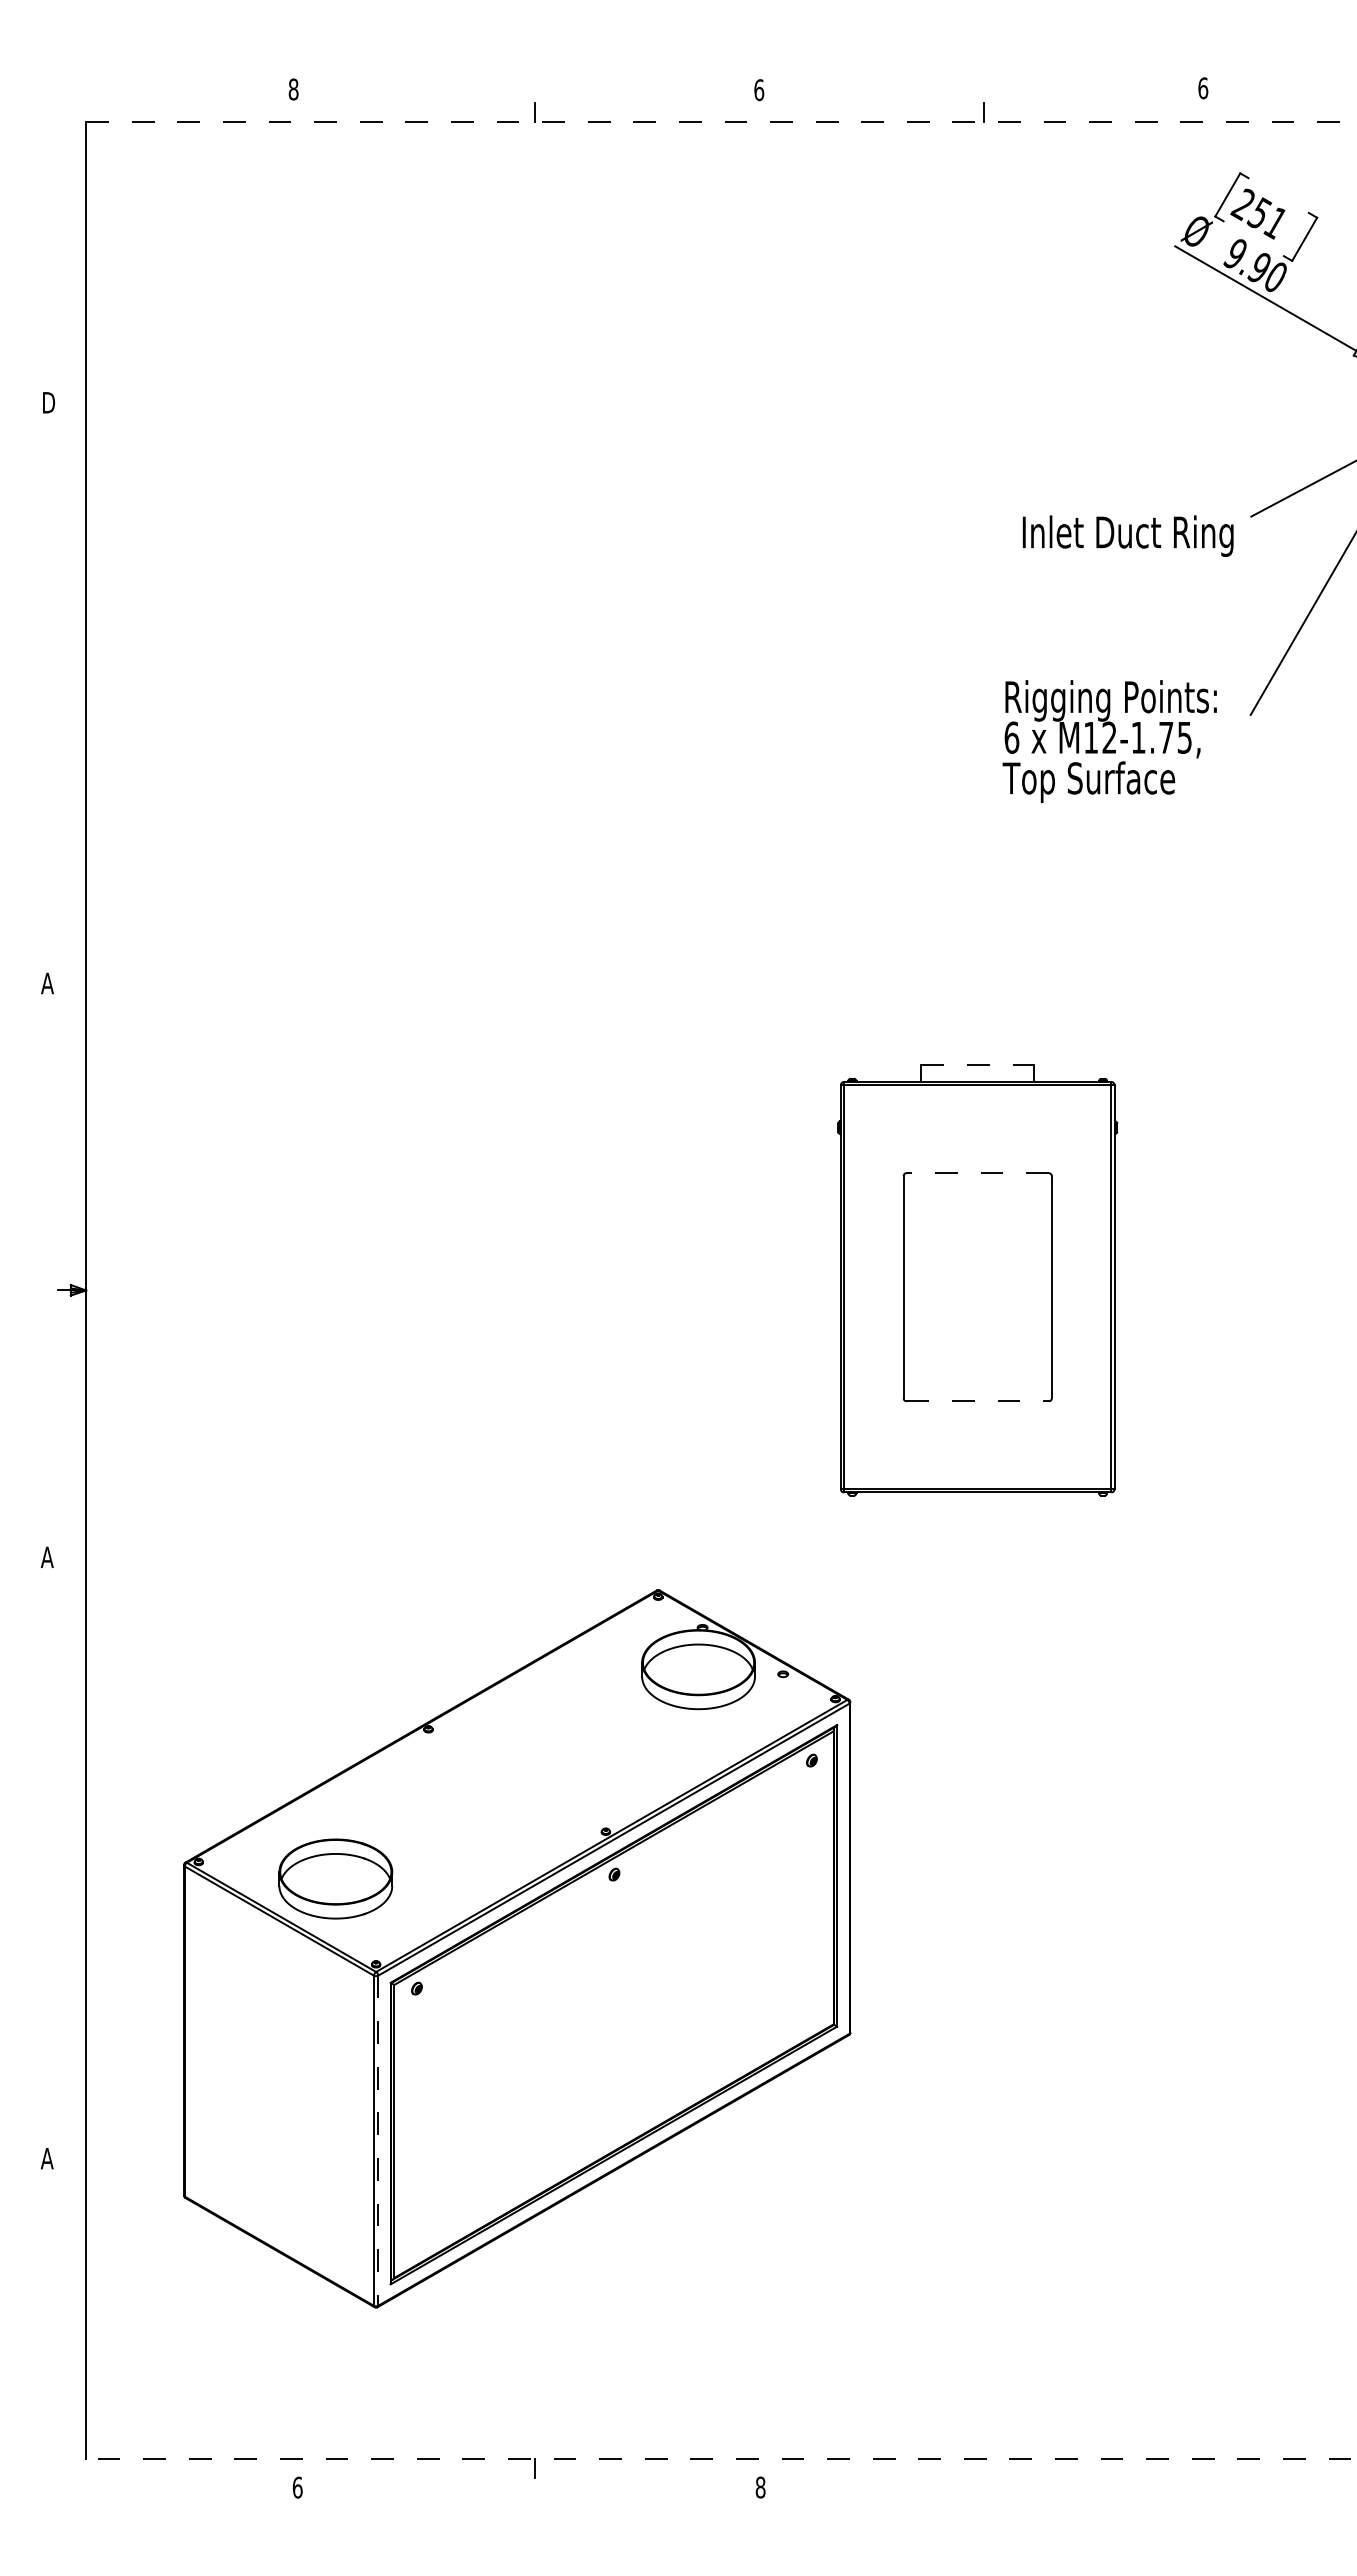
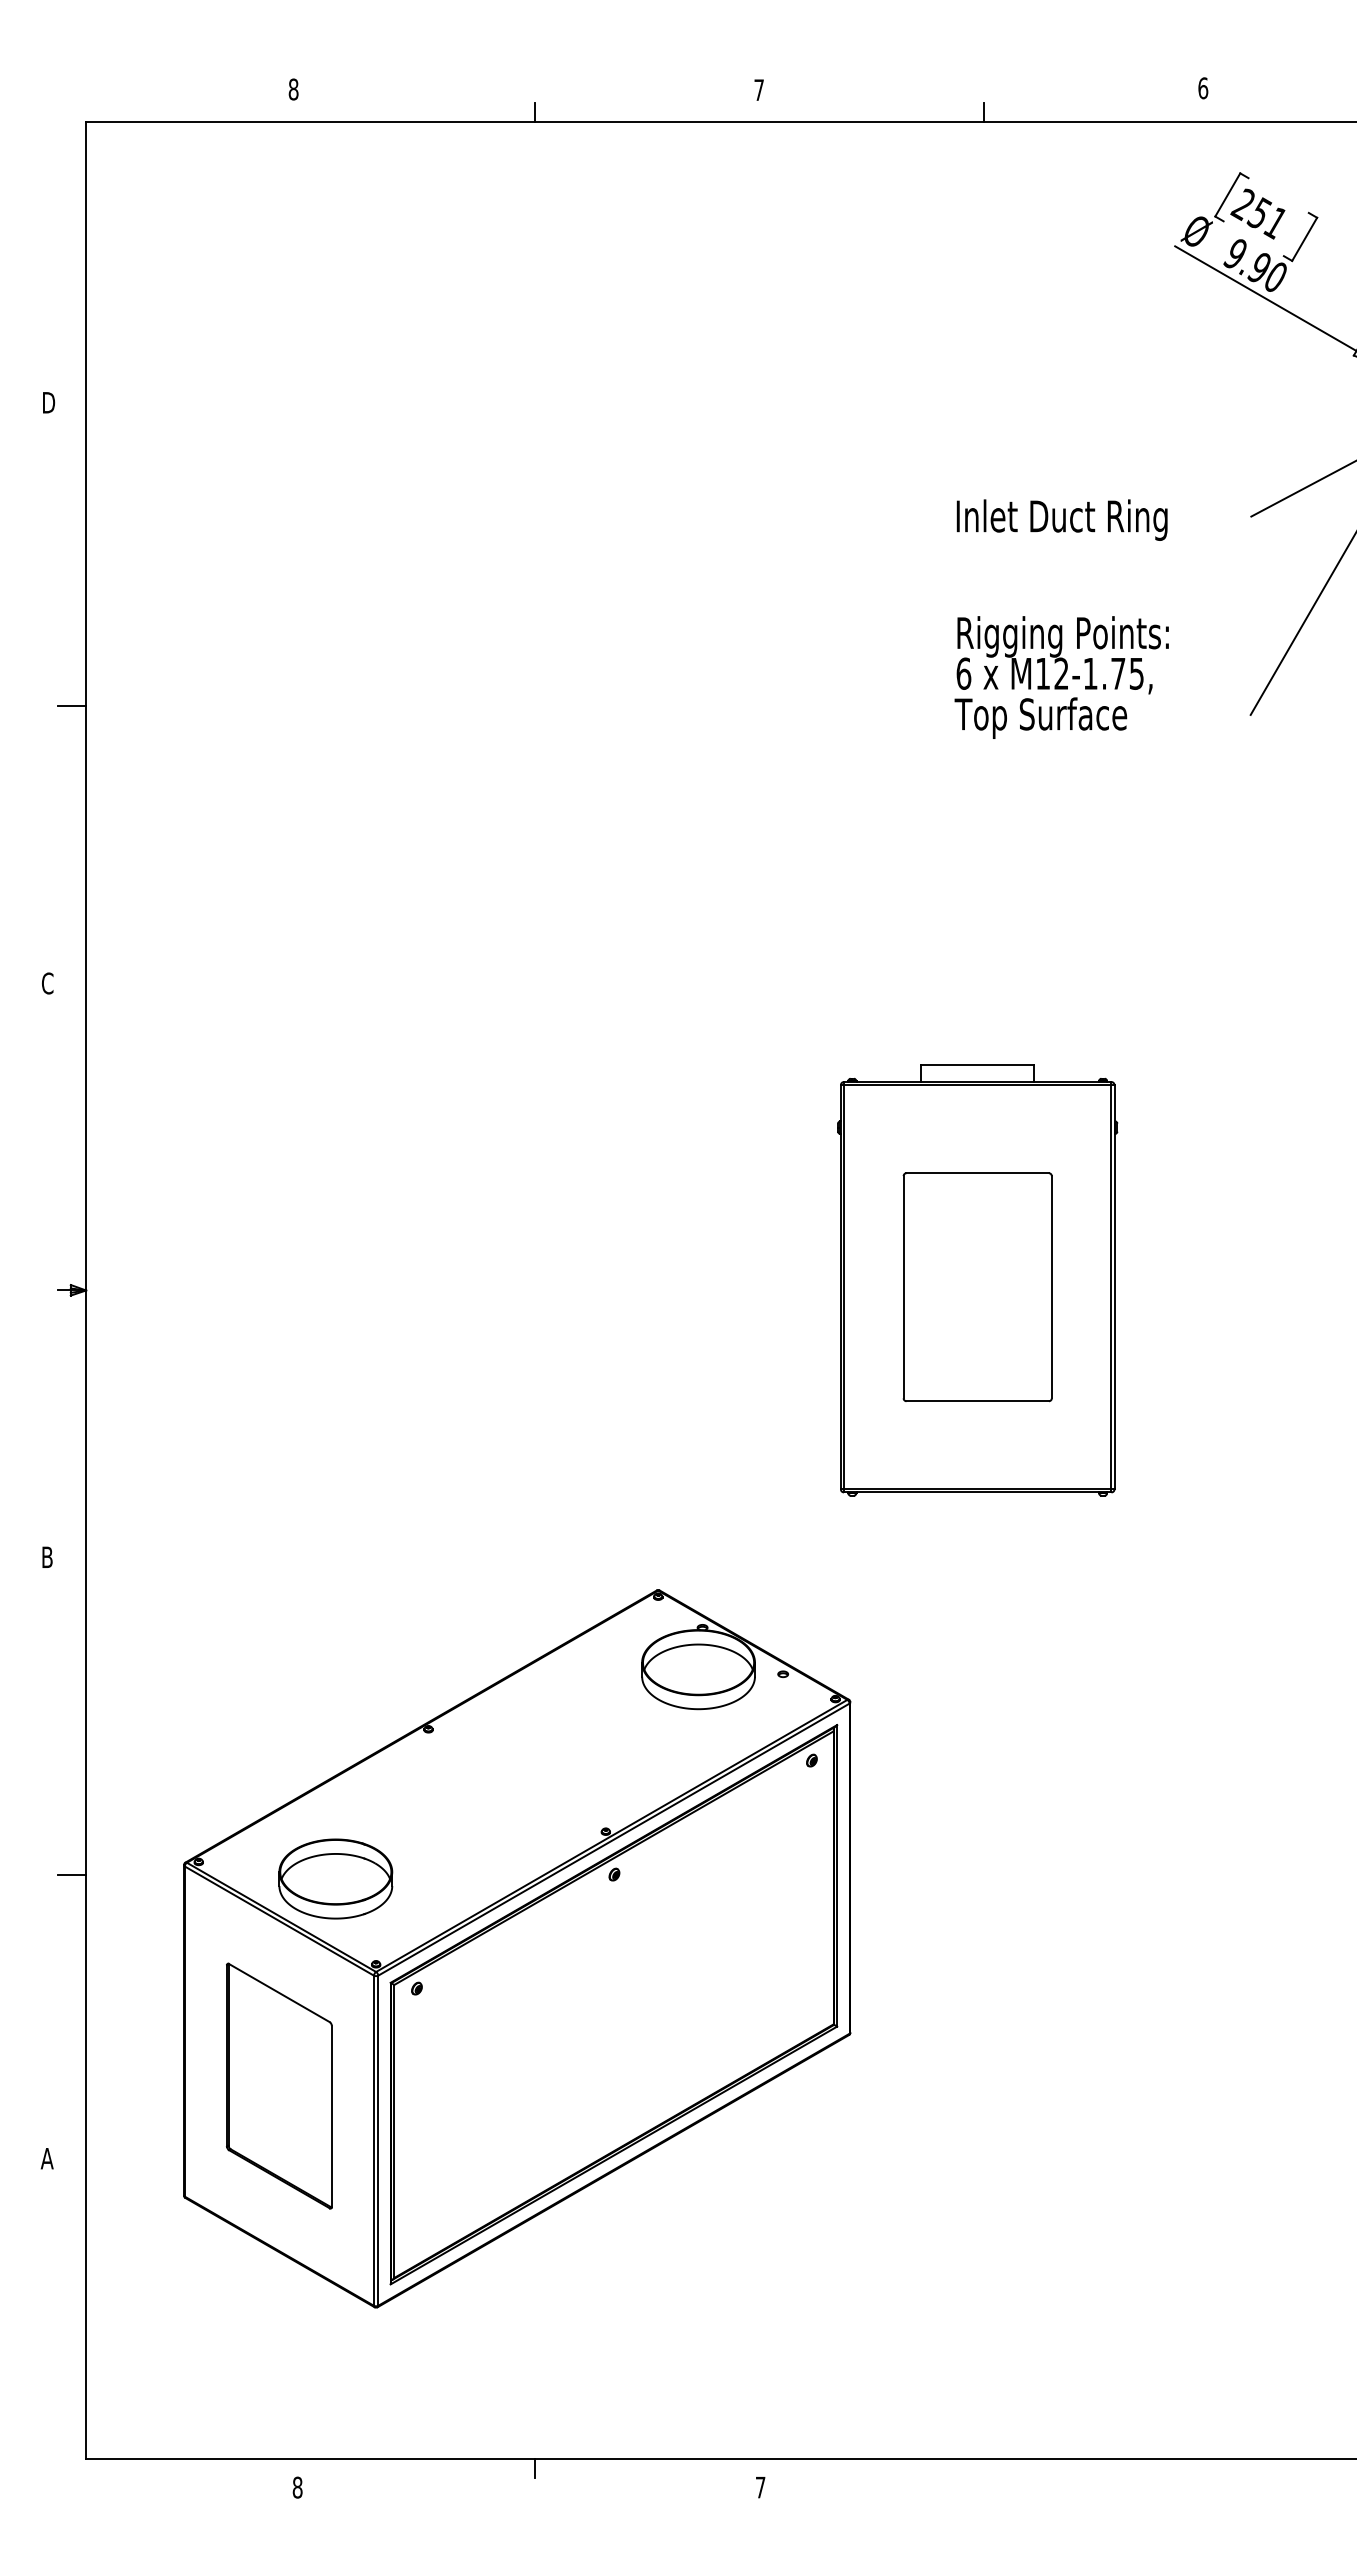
text: 6 -> 7 (759, 90)
line: dashed -> solid (721, 122)
text position: (1127, 535) -> (1061, 519) (1061, 519)
line: none -> present (71, 706)
text position: (1109, 741) -> (1061, 677) (1061, 677)
text: A -> C (47, 983)
line: dashed -> solid (978, 1064)
line: dashed -> solid (977, 1173)
line: dashed -> solid (978, 1401)
text: A -> B (46, 1556)
line: none -> present (71, 1874)
part: none -> present (279, 2085)
line: dashed -> solid (378, 2141)
line: dashed -> solid (721, 2458)
text: 6 -> 8 (297, 2487)
text: 8 -> 7 (760, 2487)
